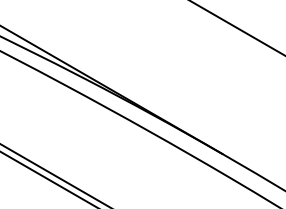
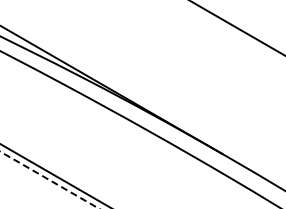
line: solid -> dashed (49, 180)
